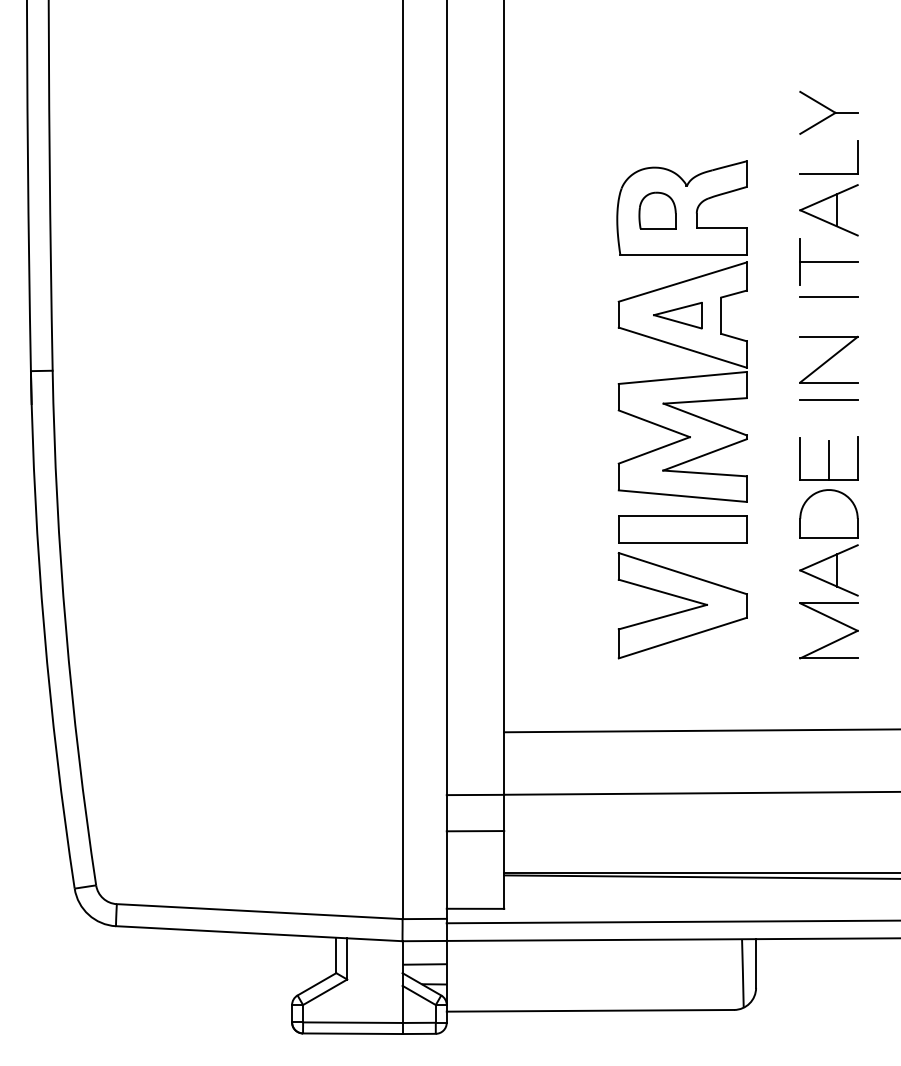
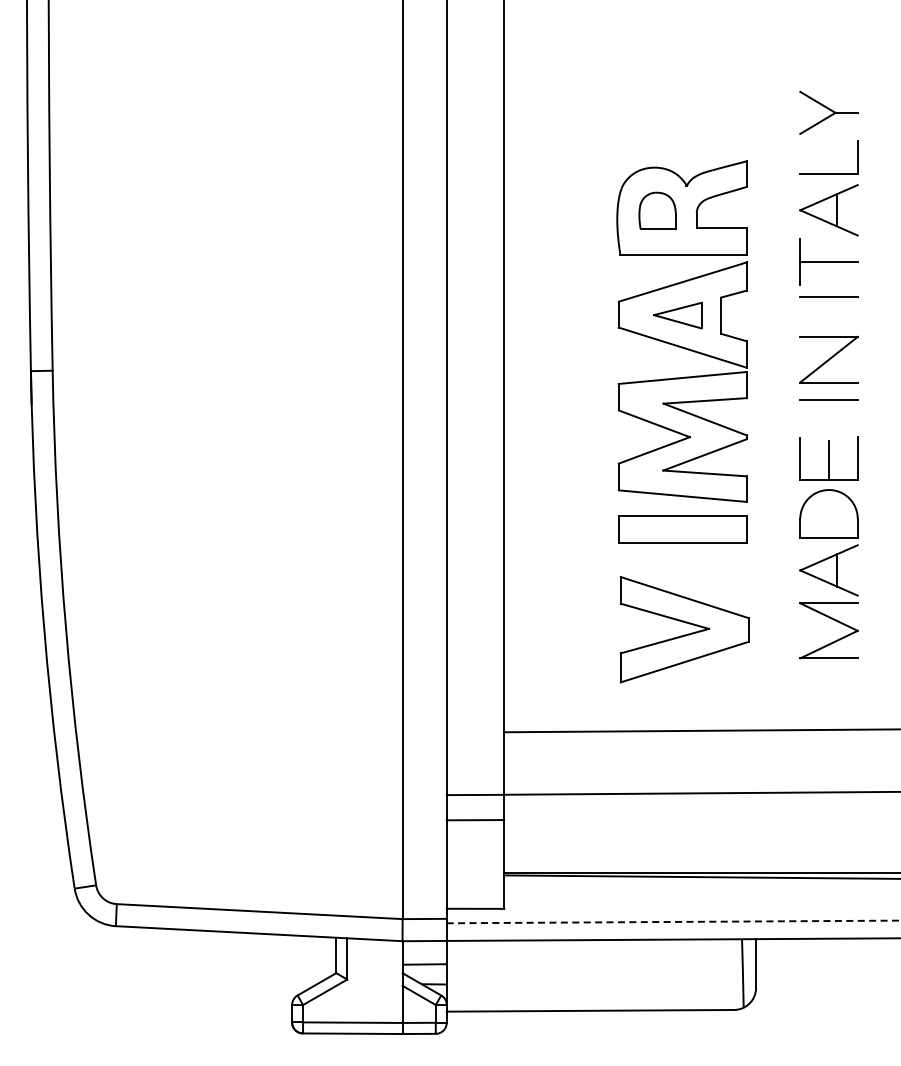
part position: (682, 605) -> (684, 629) (684, 629)
line position: (475, 831) -> (475, 820) (475, 820)
line: solid -> dashed (673, 921)
